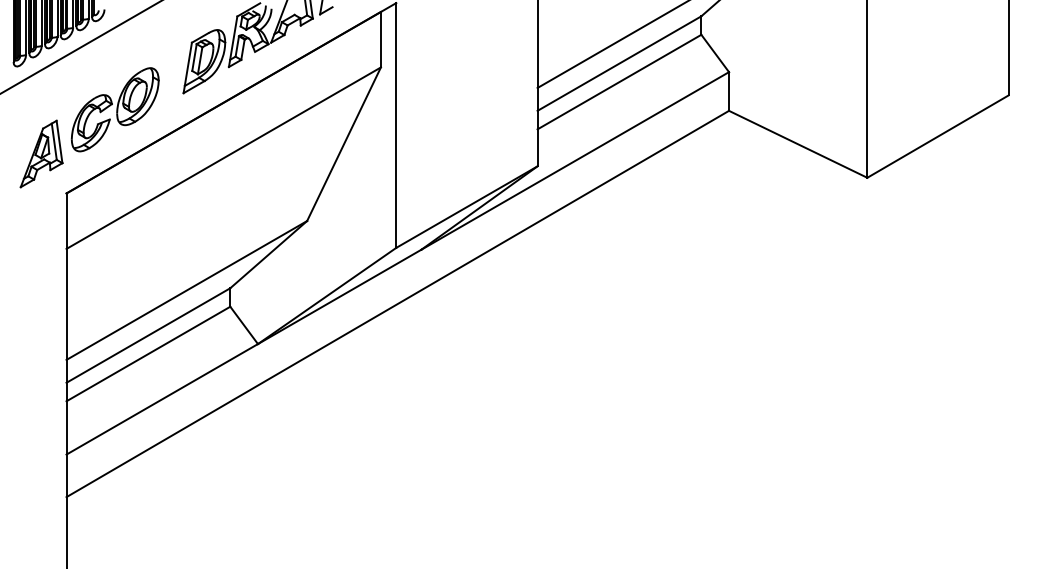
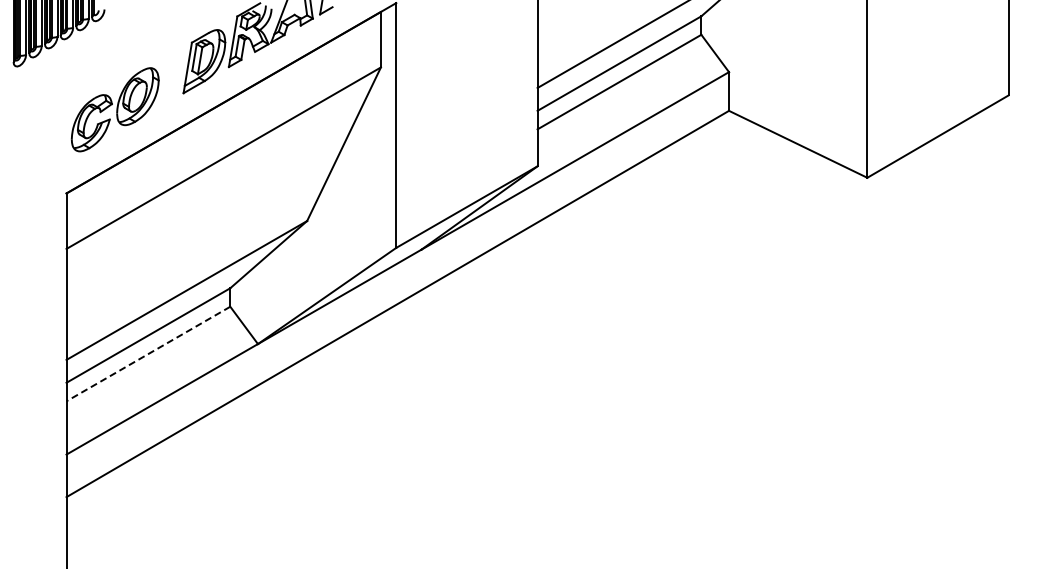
line: present -> none (80, 47)
part: present -> none (41, 153)
line: solid -> dashed (148, 354)
